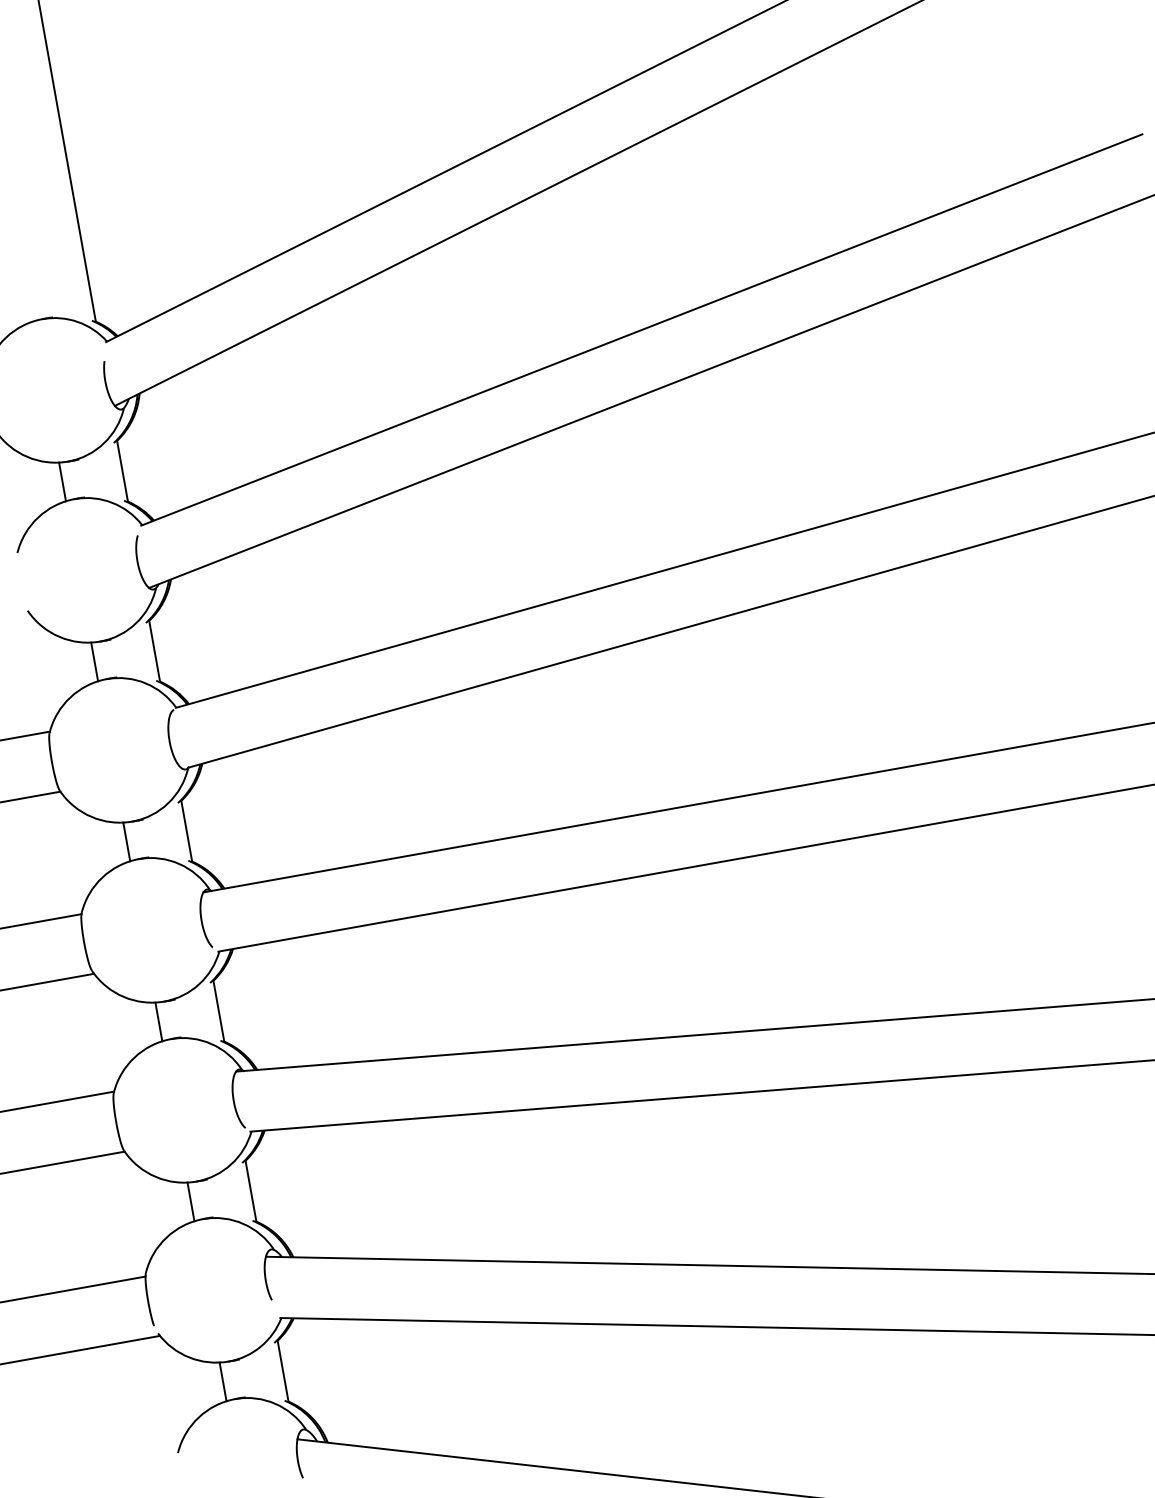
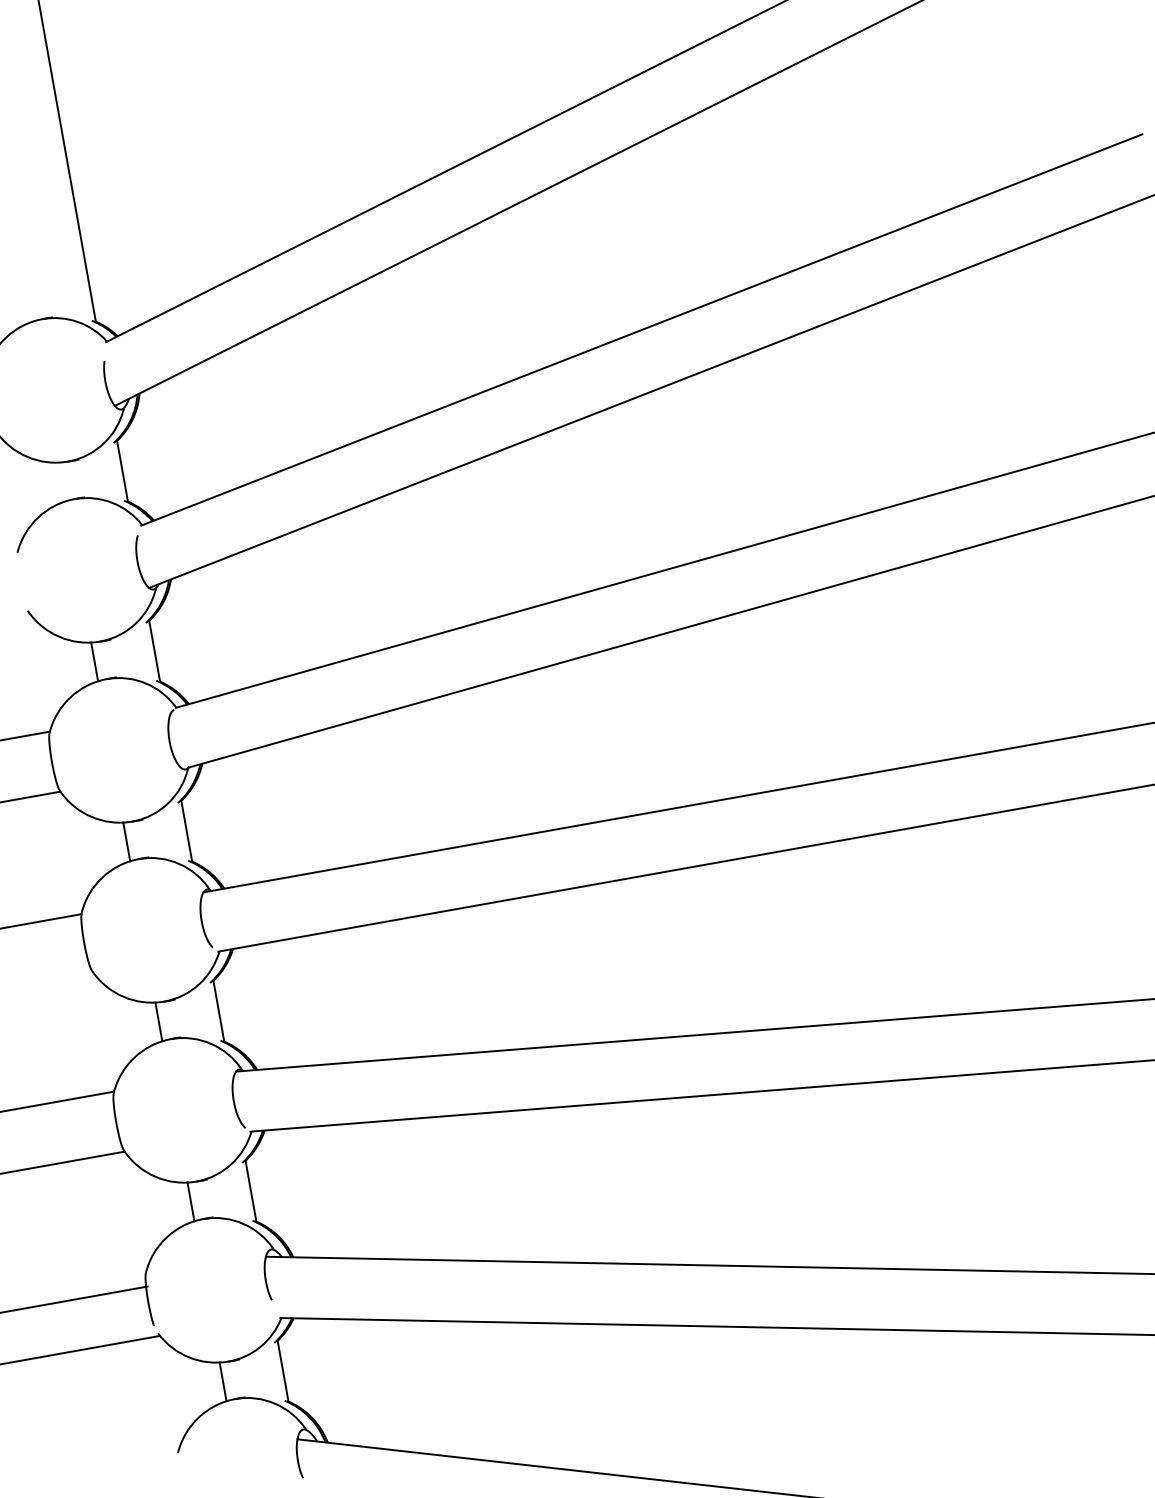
line: present -> none (62, 481)
line: present -> none (48, 981)
line position: (73, 1289) -> (74, 1299) (74, 1299)
